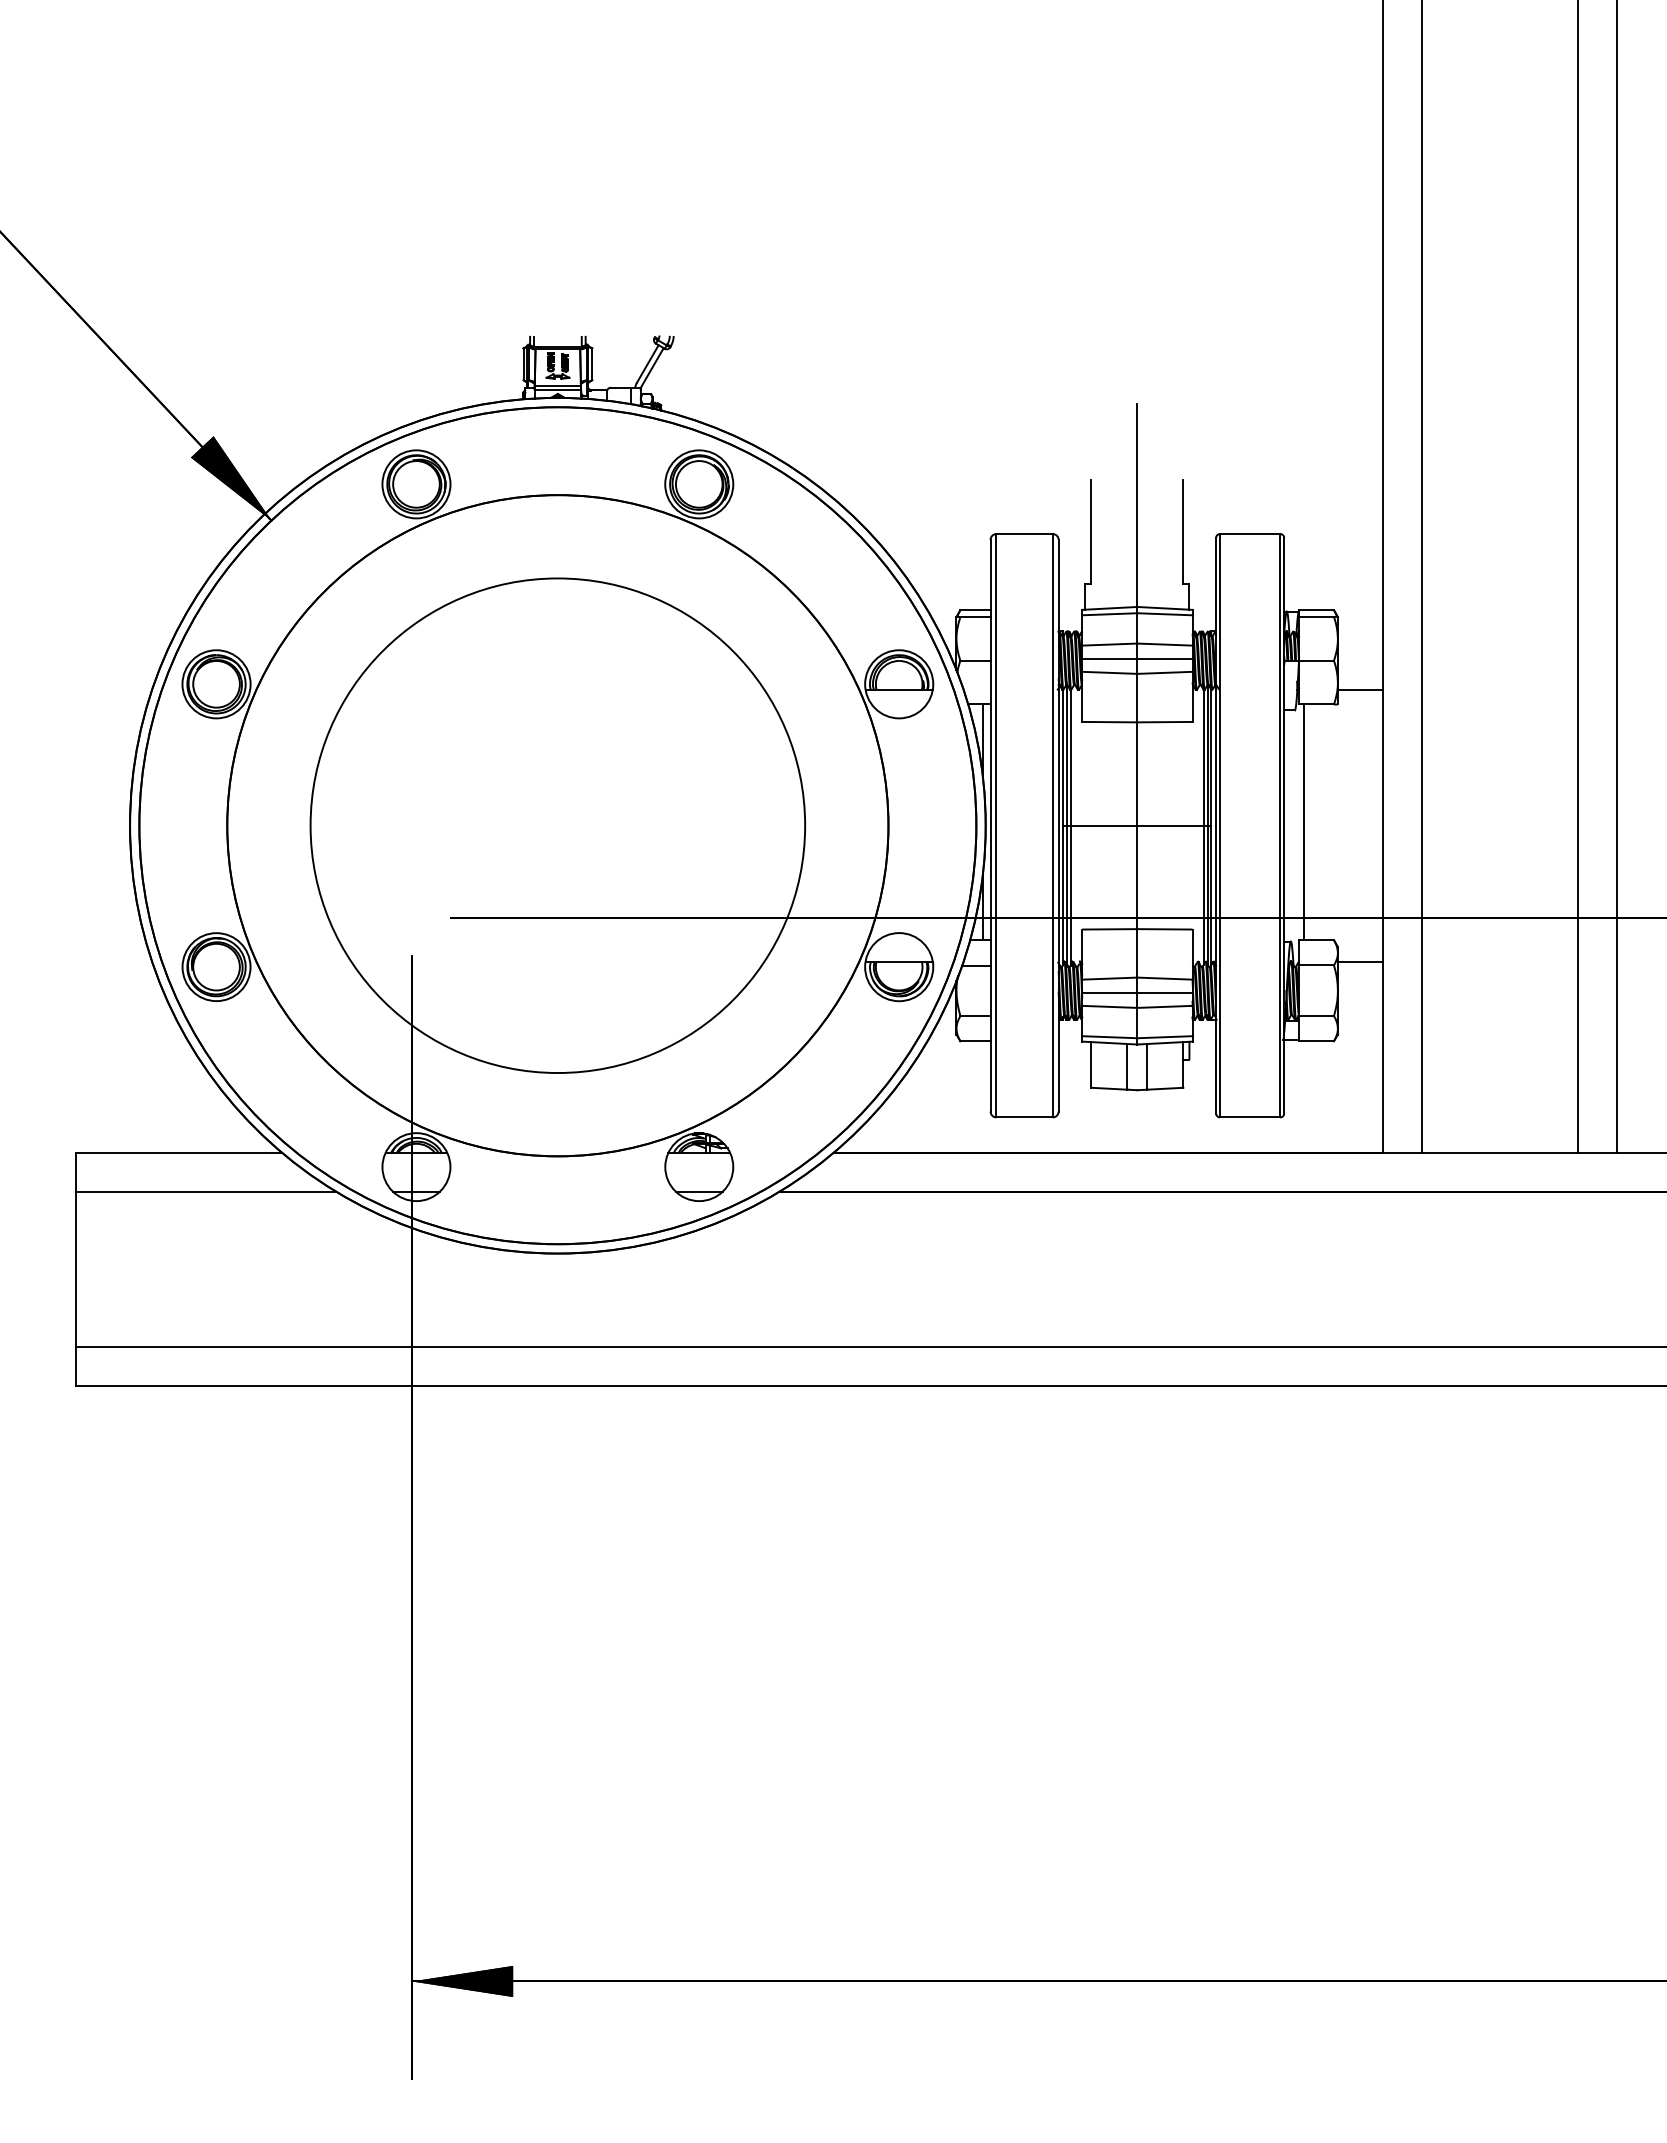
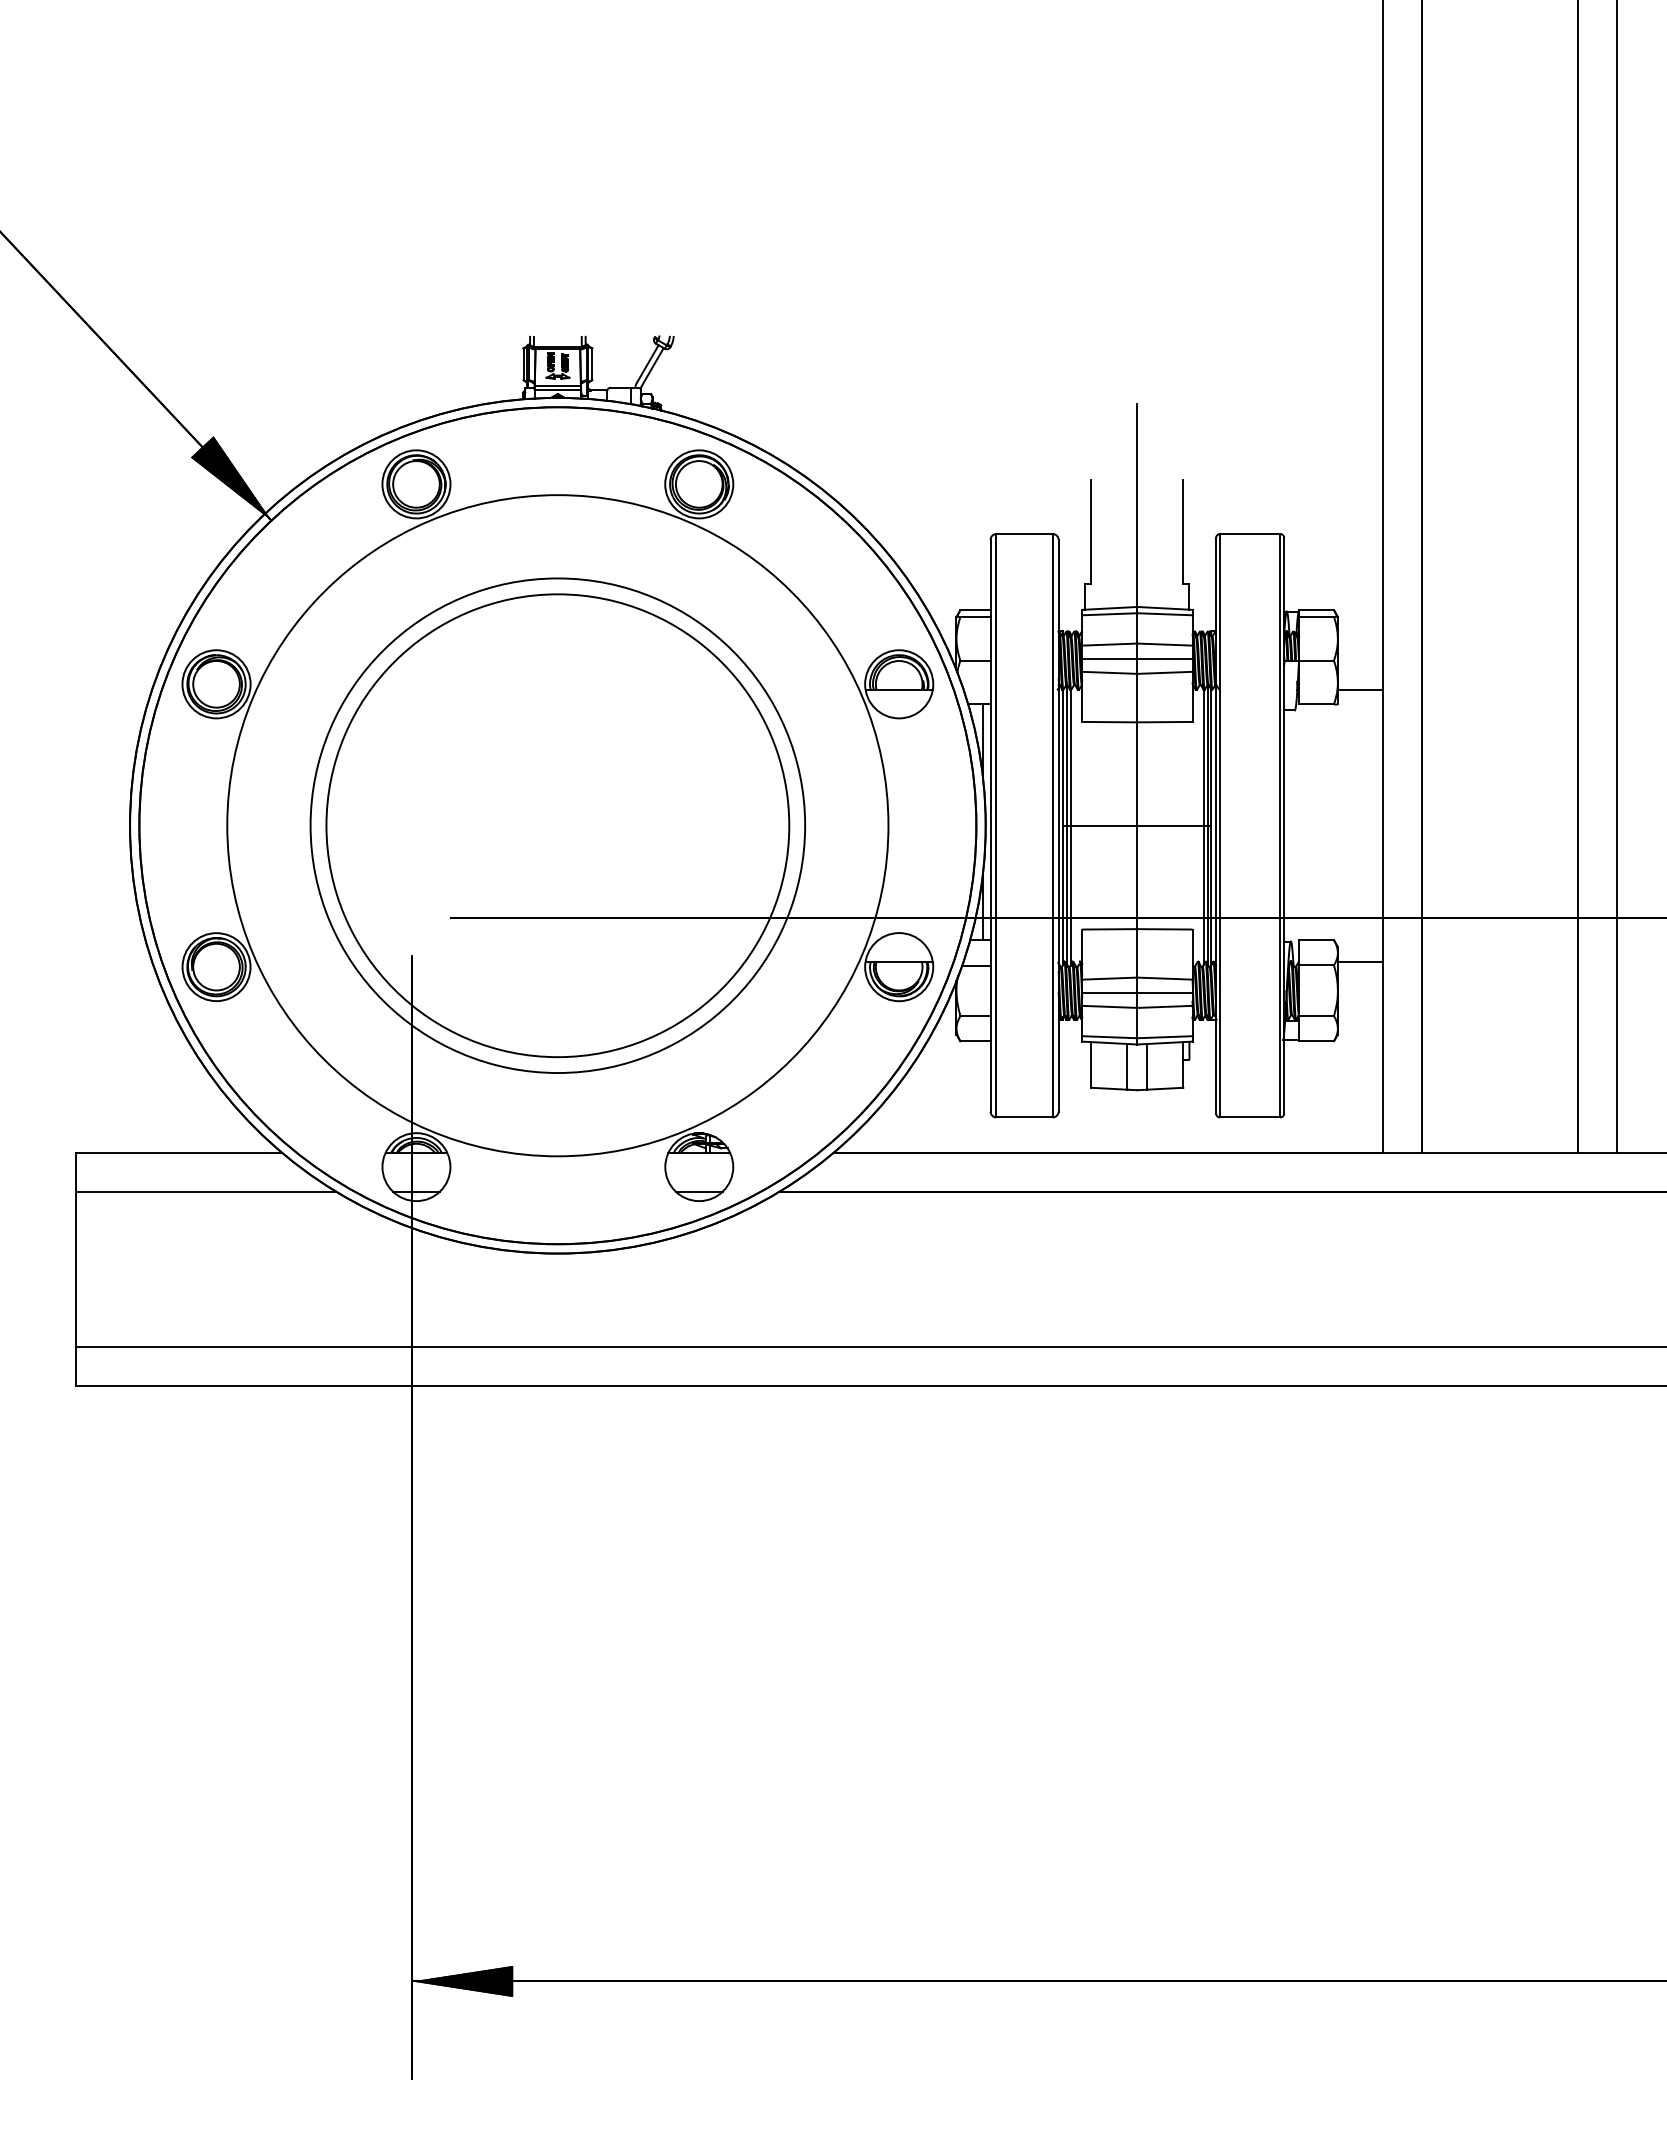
line: present -> none (1303, 822)
circle diameter: 661 px -> 463 px (557, 825)
